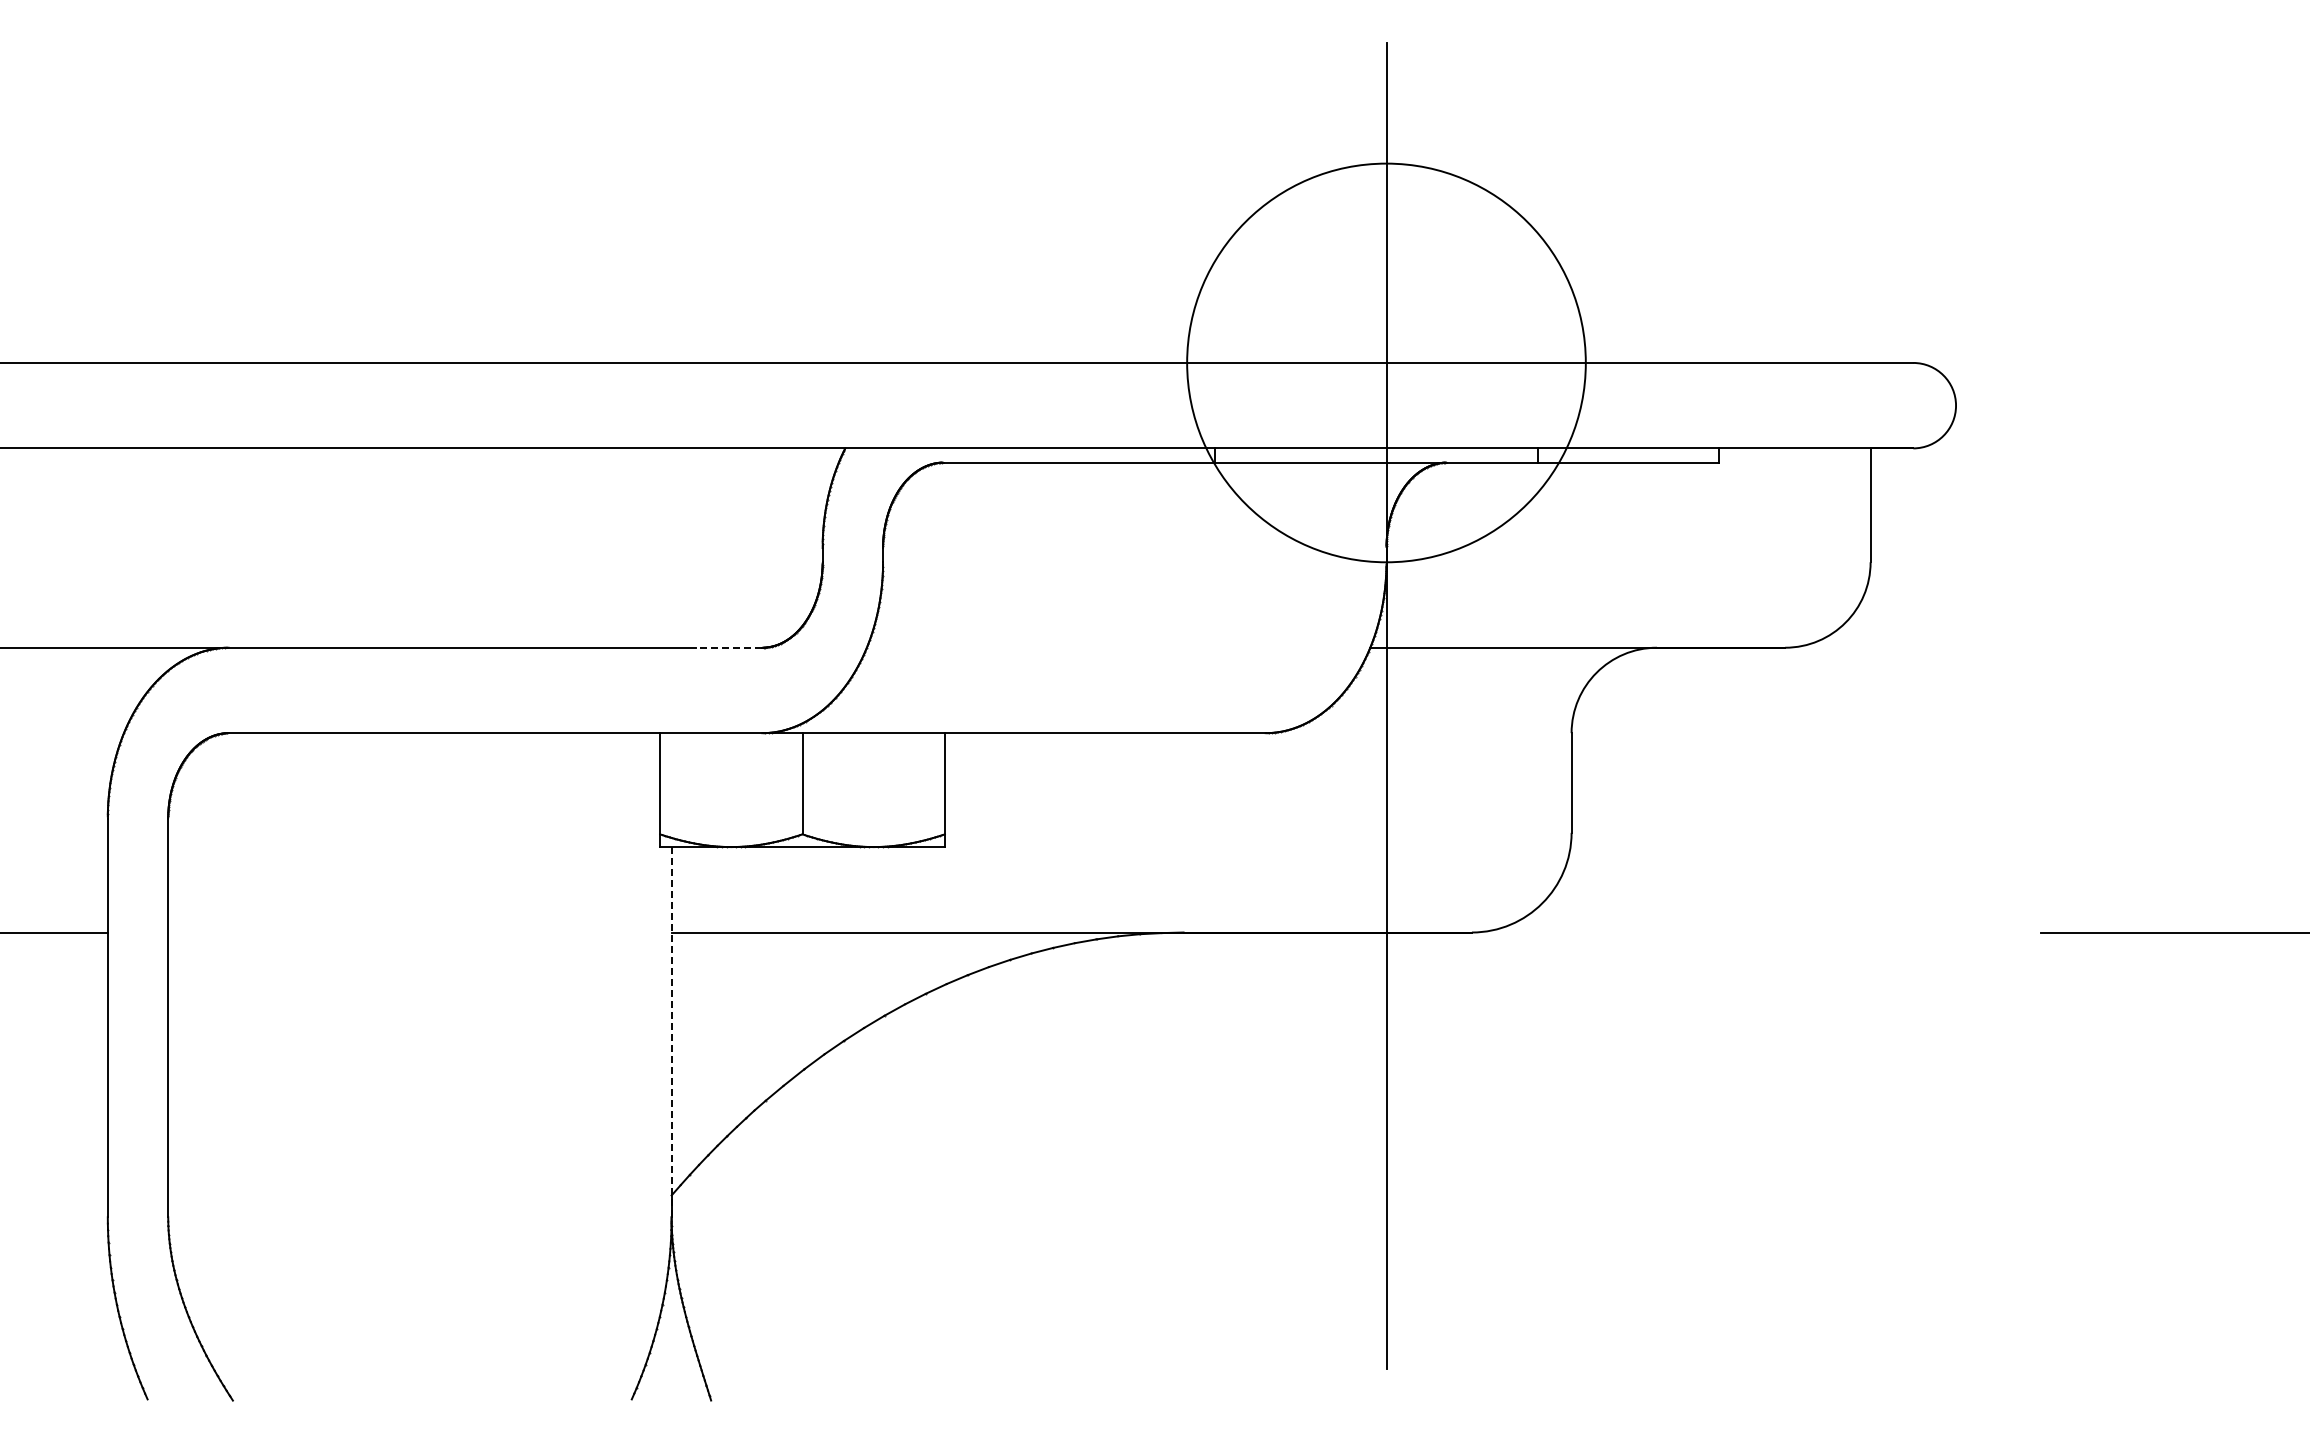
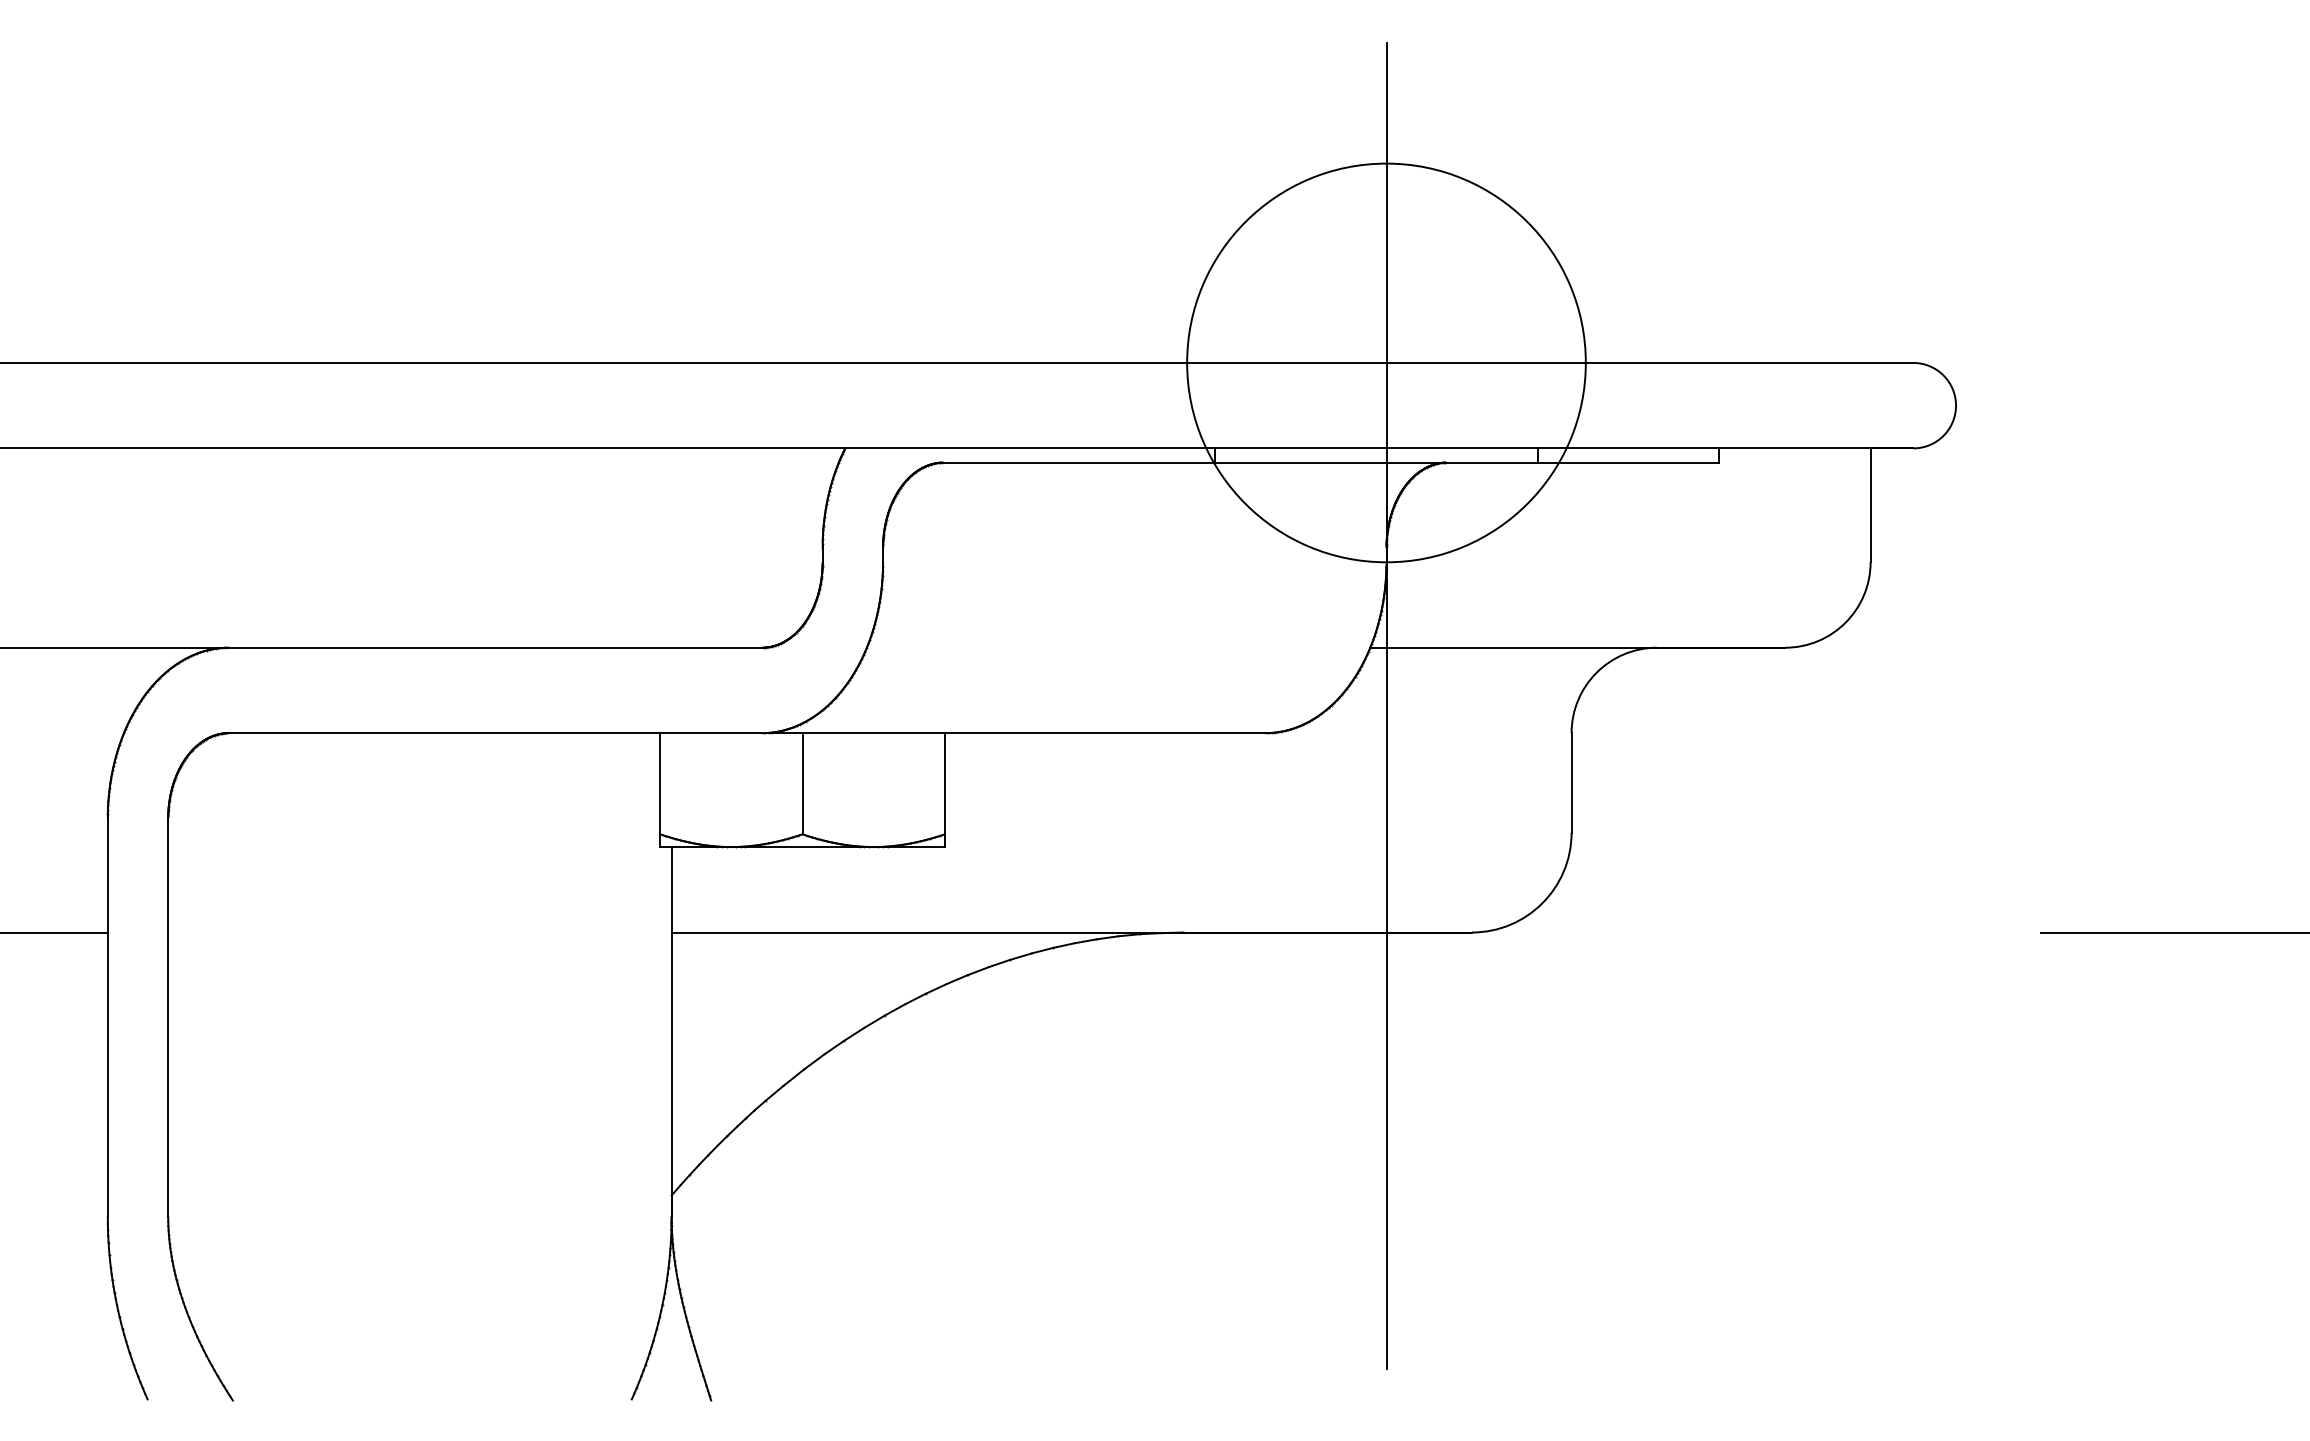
line: dashed -> solid (728, 647)
line: dashed -> solid (671, 1031)
